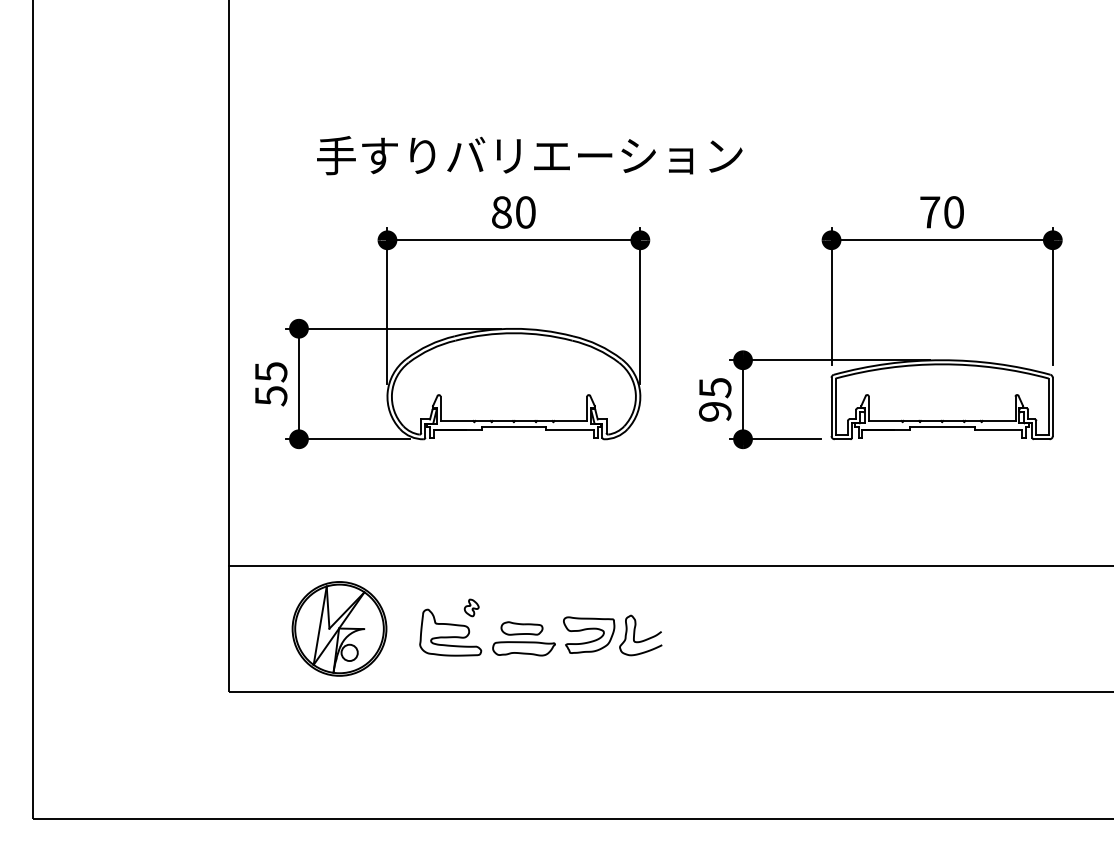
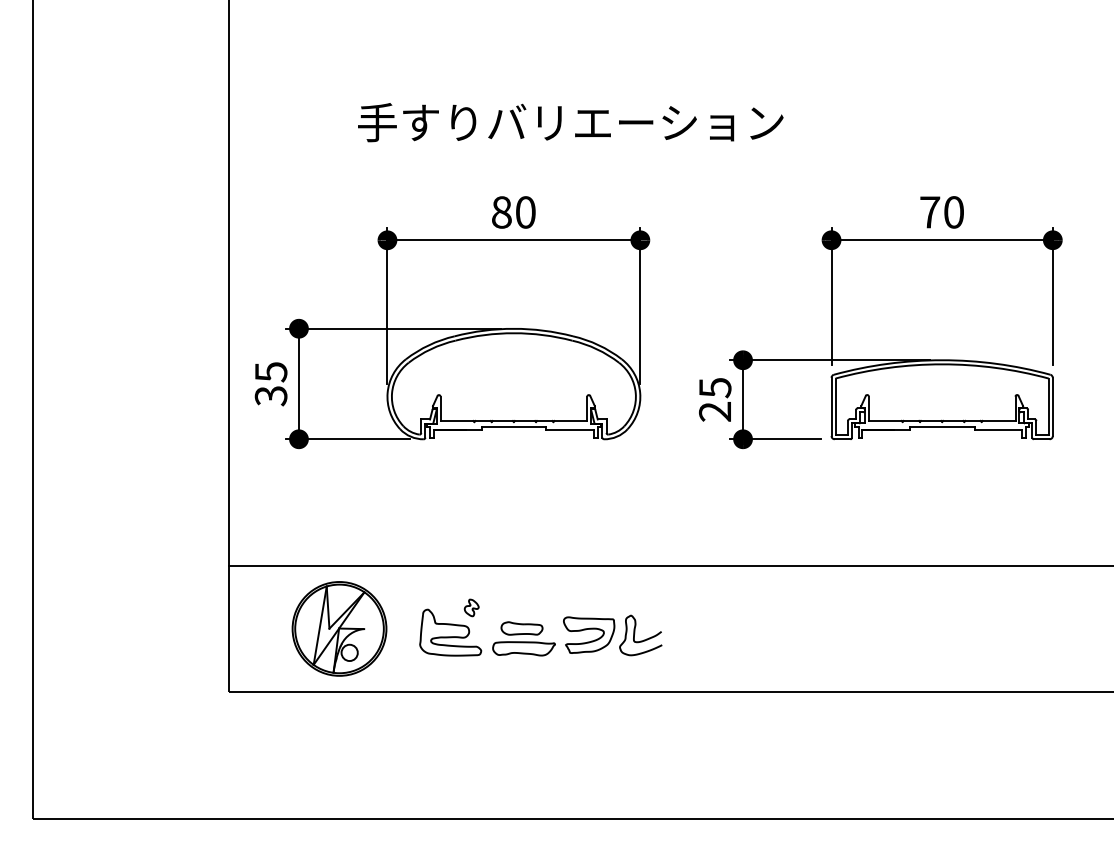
text position: (529, 155) -> (570, 122) (570, 122)
text: 55 -> 35 (270, 396)
text: 95 -> 25 (715, 411)
